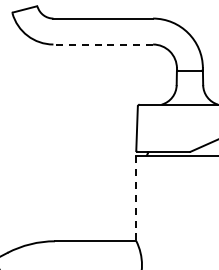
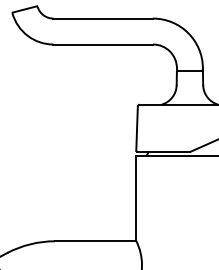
line: dashed -> solid (103, 44)
line: dashed -> solid (136, 199)
